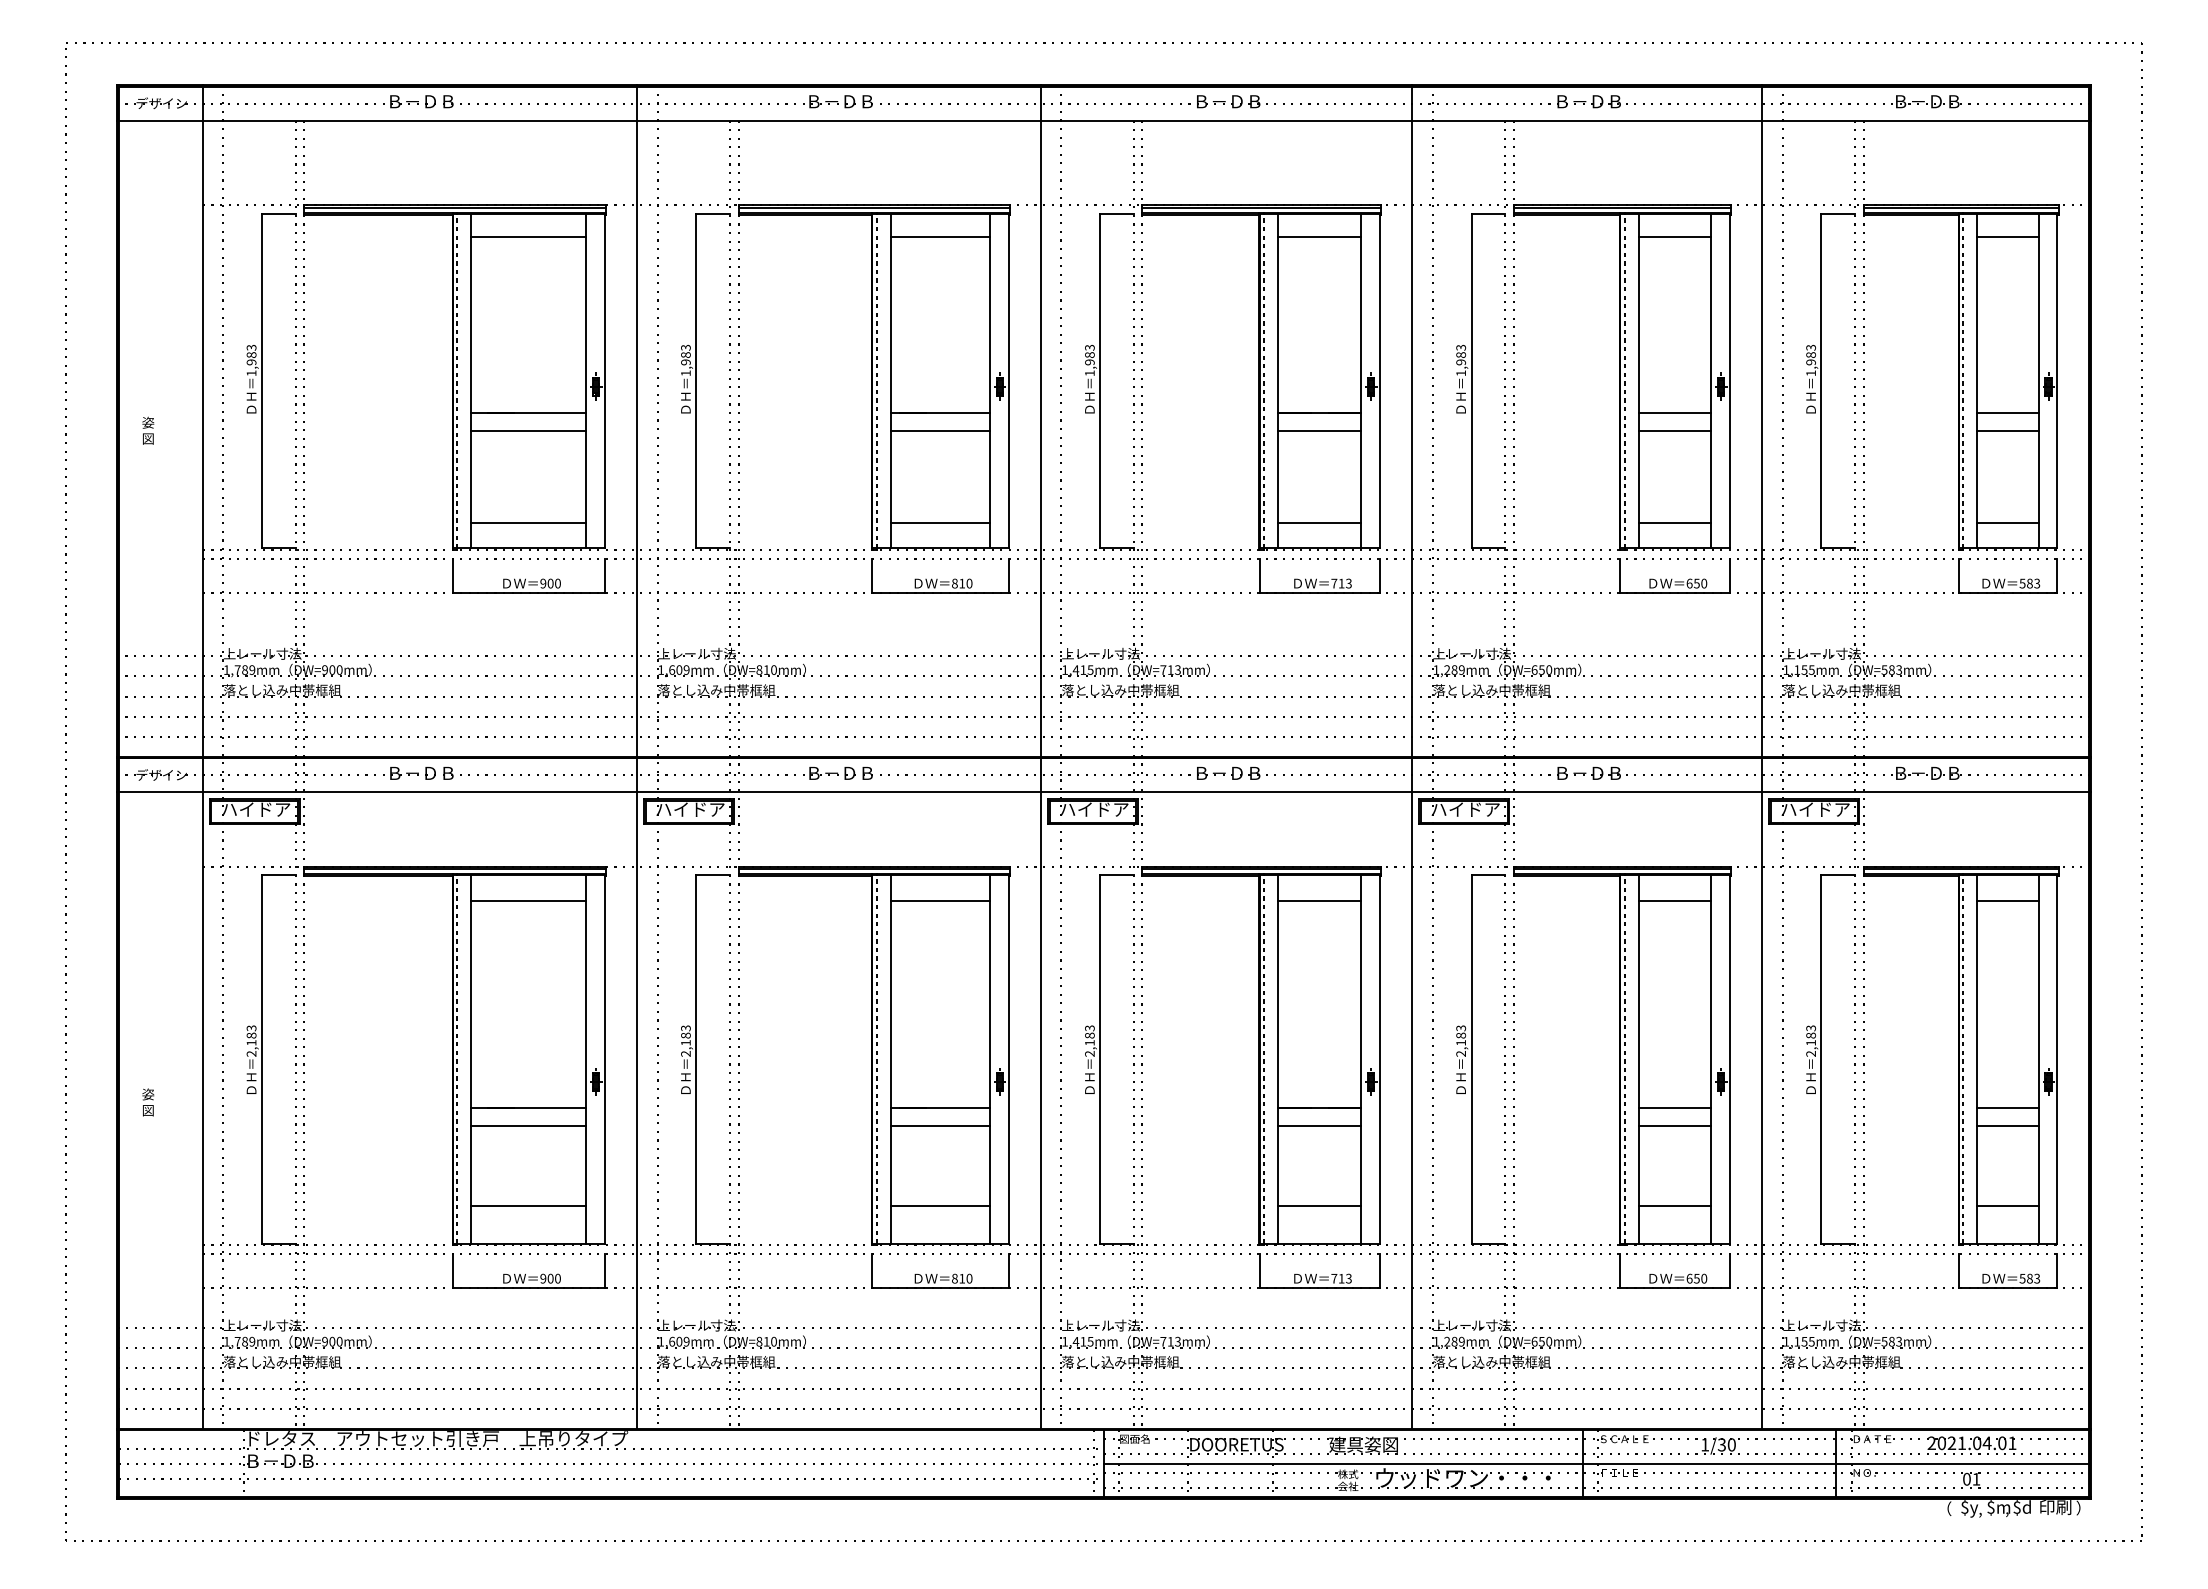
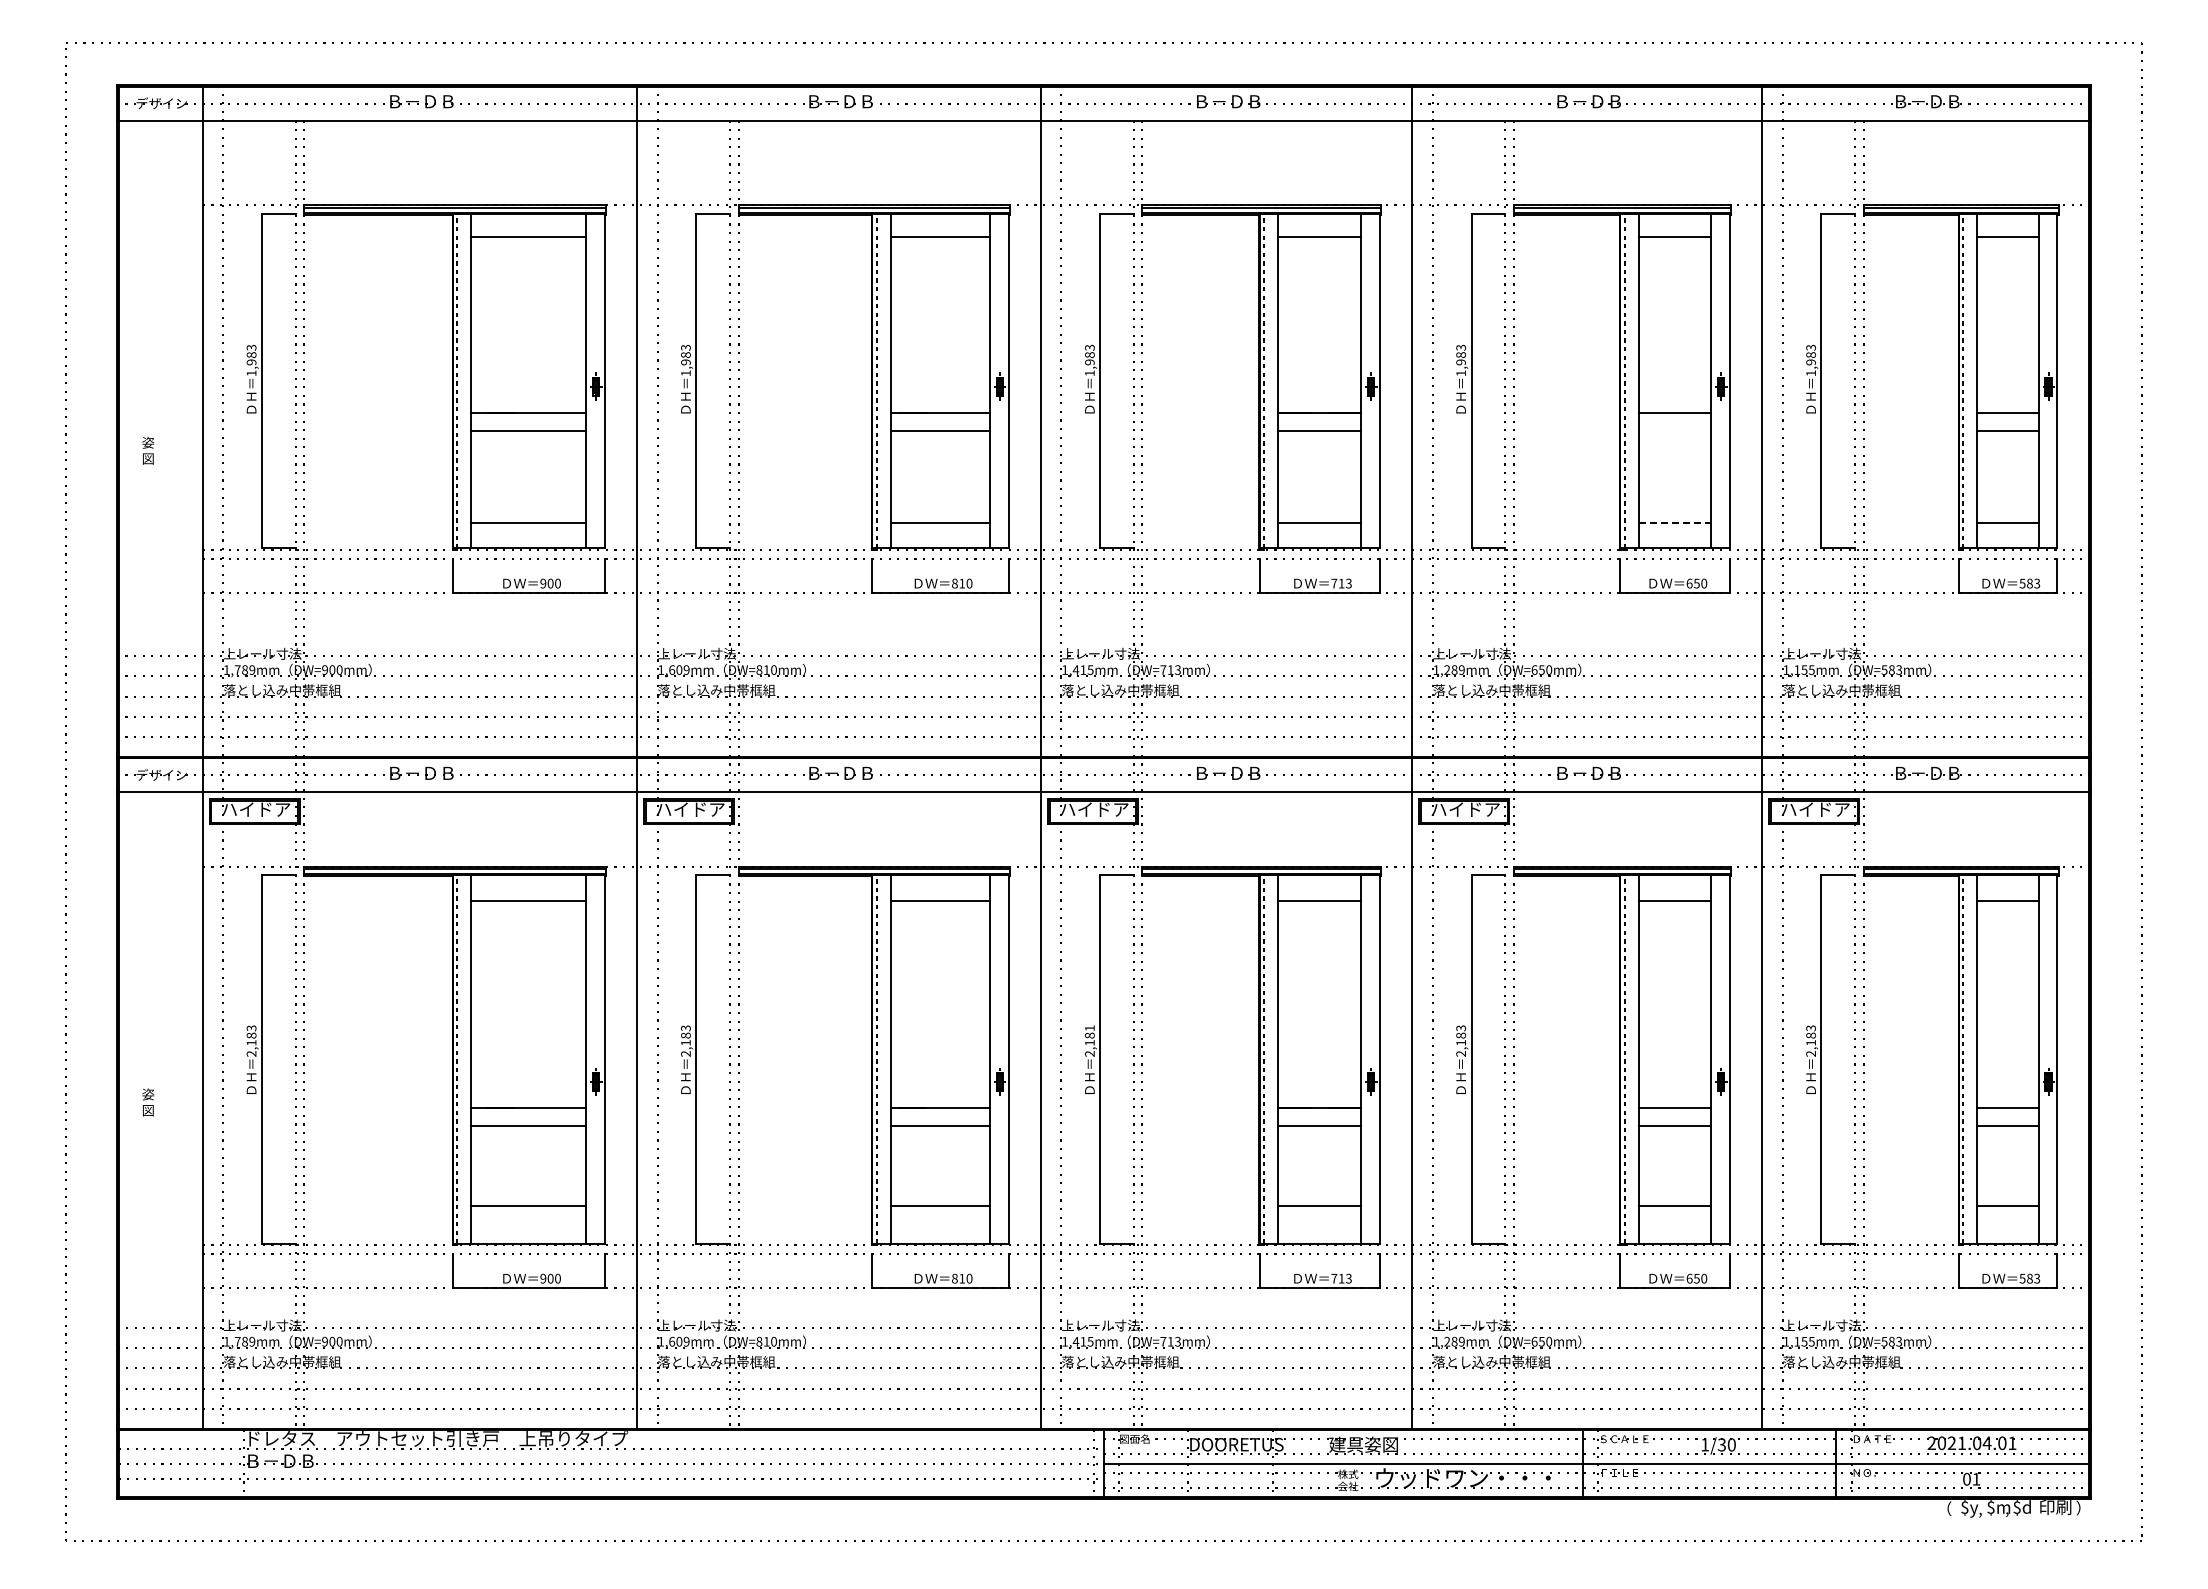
text position: (148, 430) -> (148, 450) (148, 450)
line: present -> none (1674, 430)
line: solid -> dashed (1675, 523)
text: 2,183 -> 2,181 (1089, 1028)
